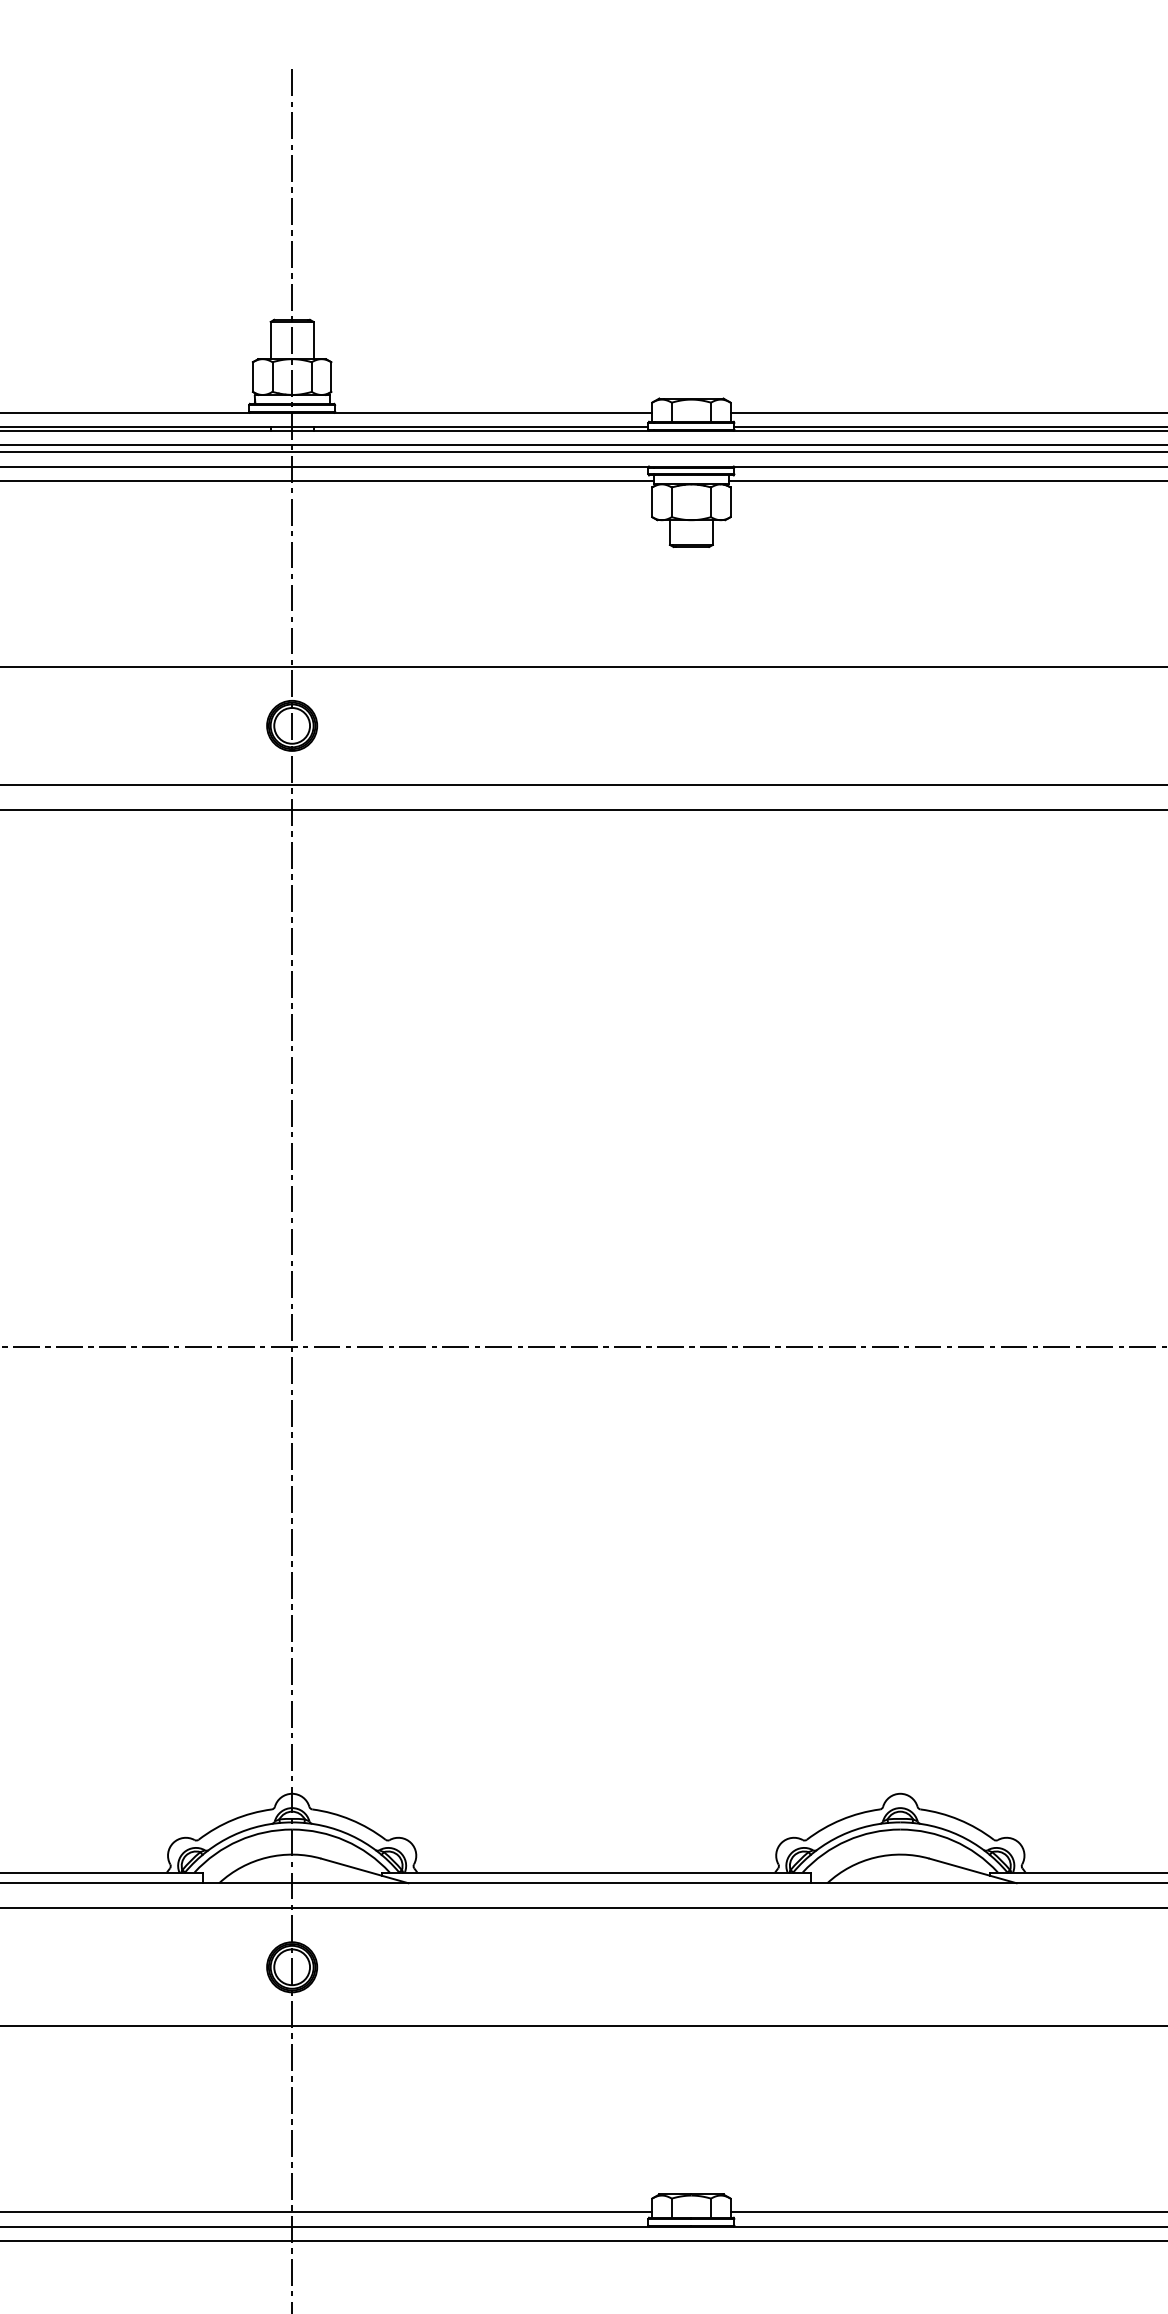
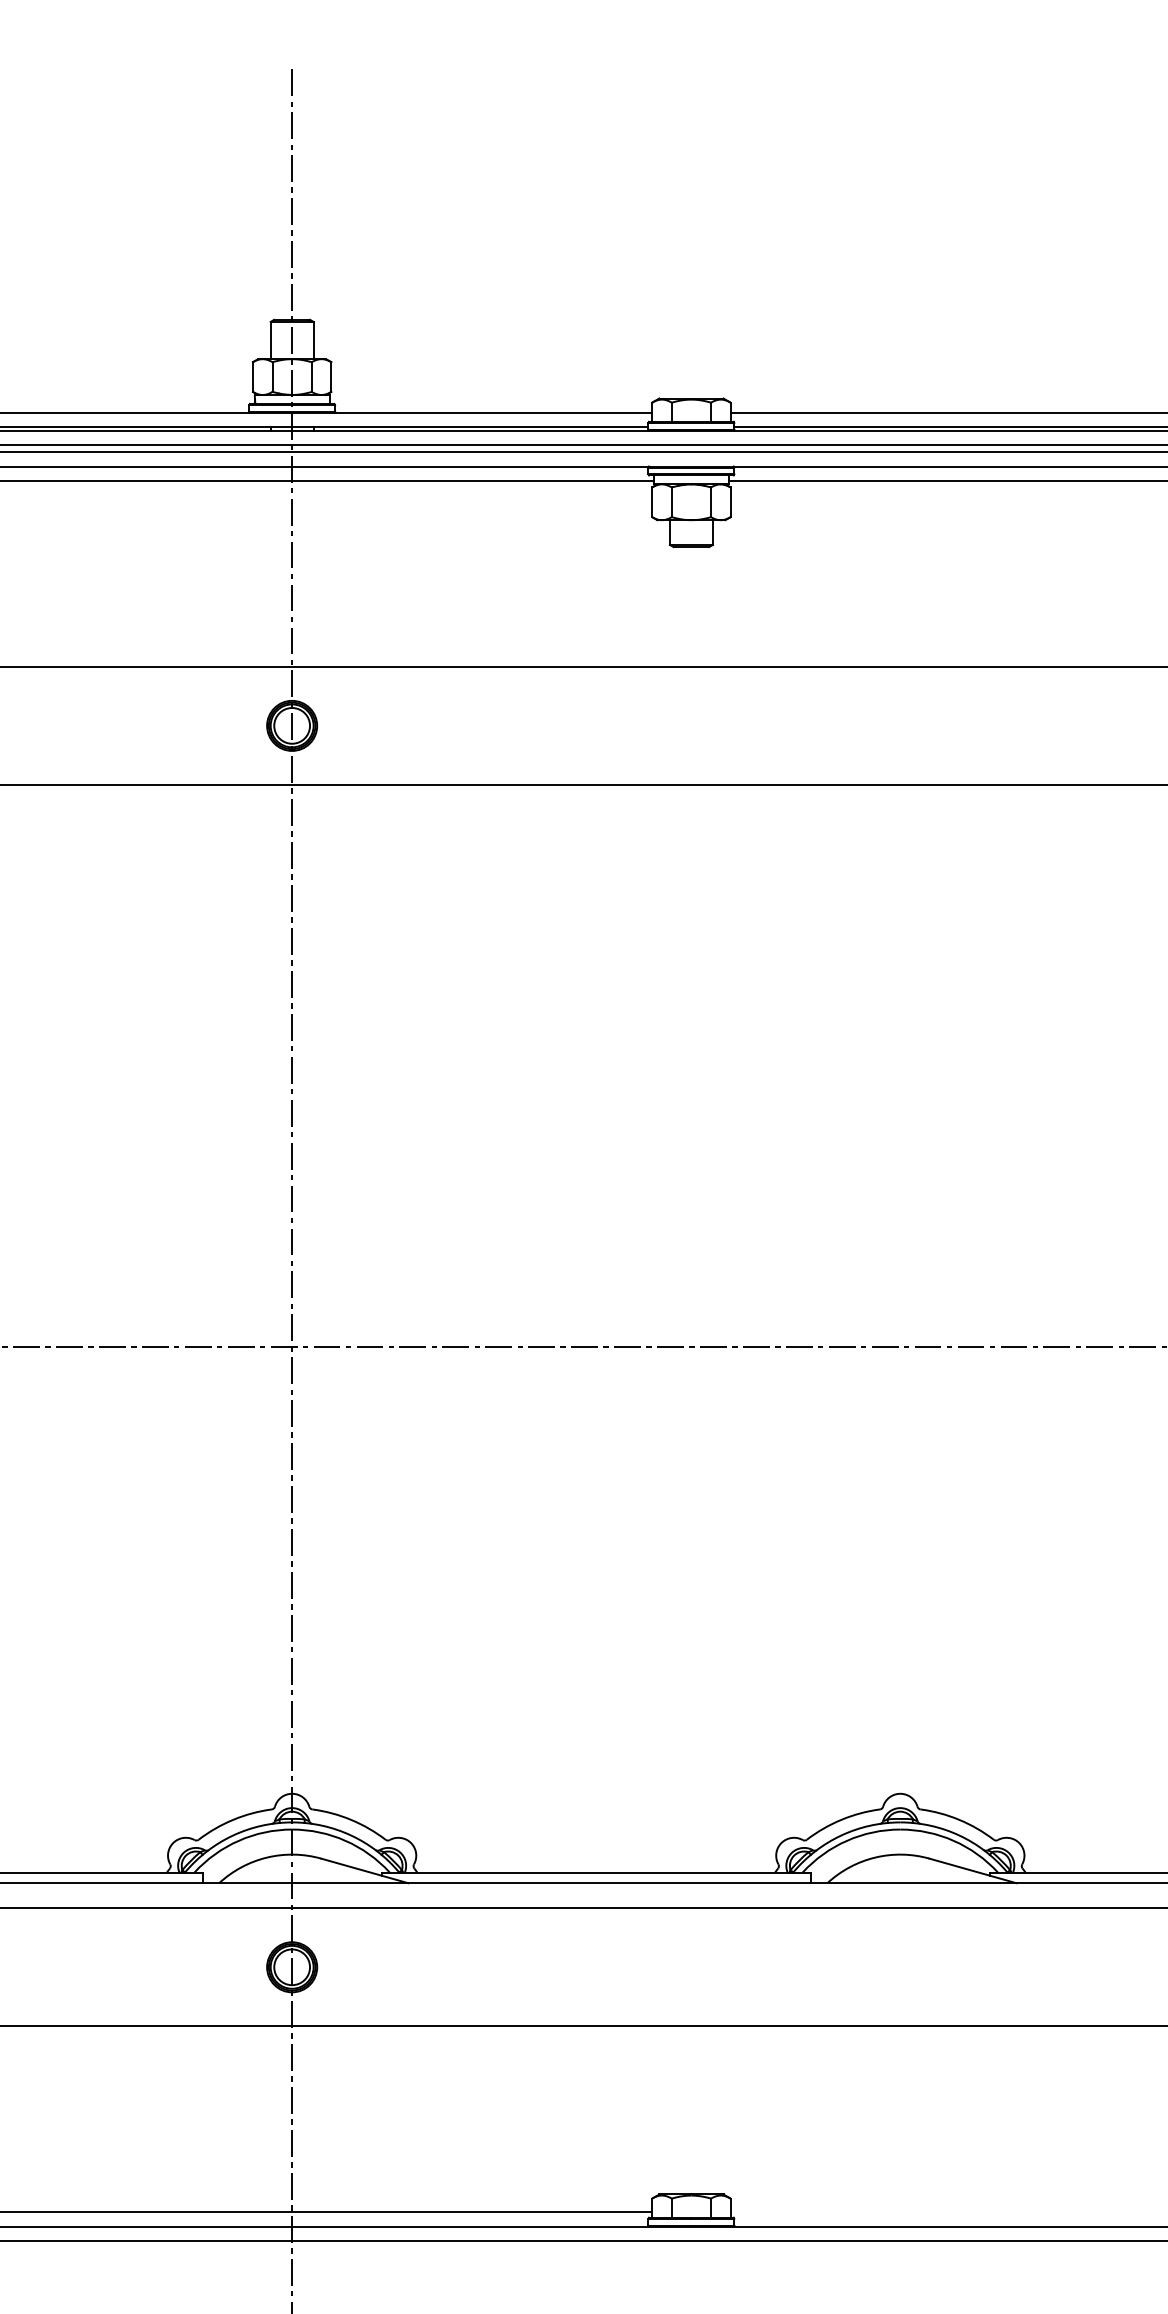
line: present -> none (583, 809)
line: present -> none (947, 2212)
